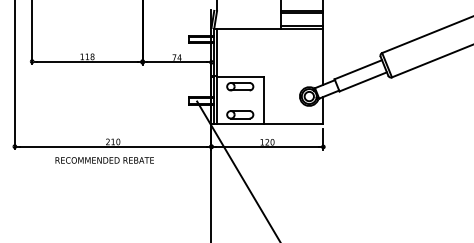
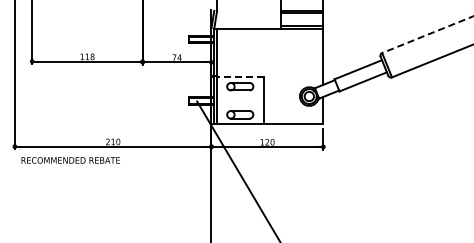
line: solid -> dashed (427, 34)
line: solid -> dashed (239, 77)
text position: (104, 160) -> (70, 160) (70, 160)
